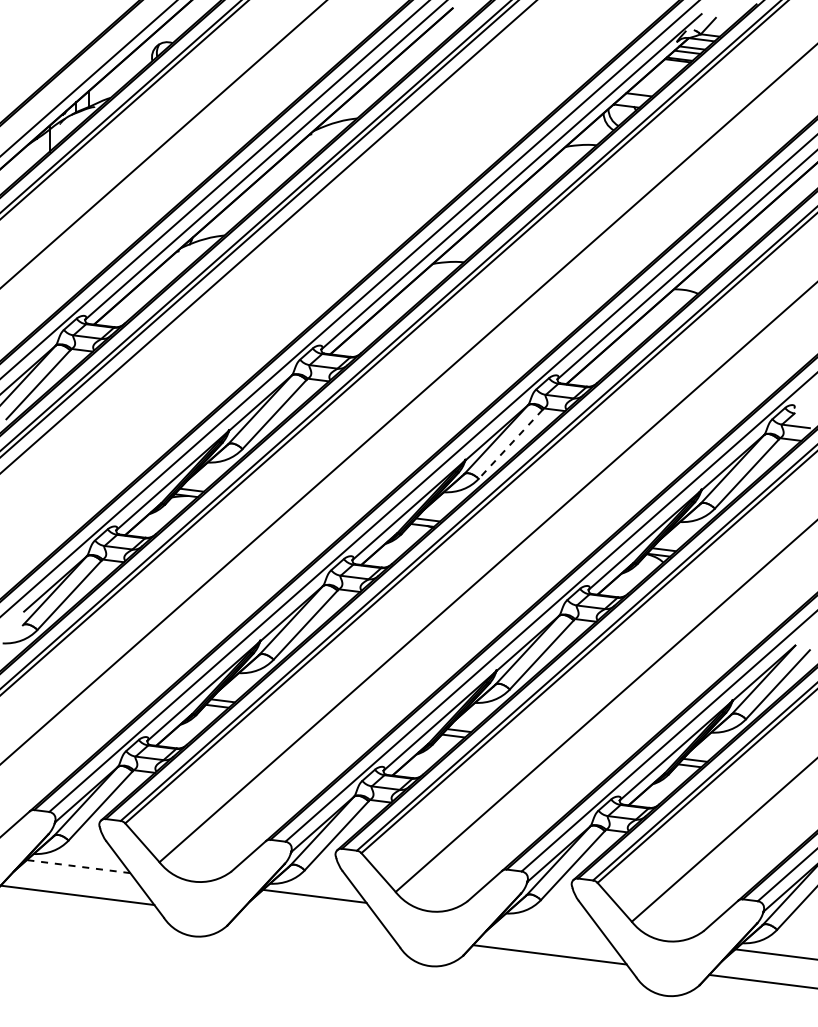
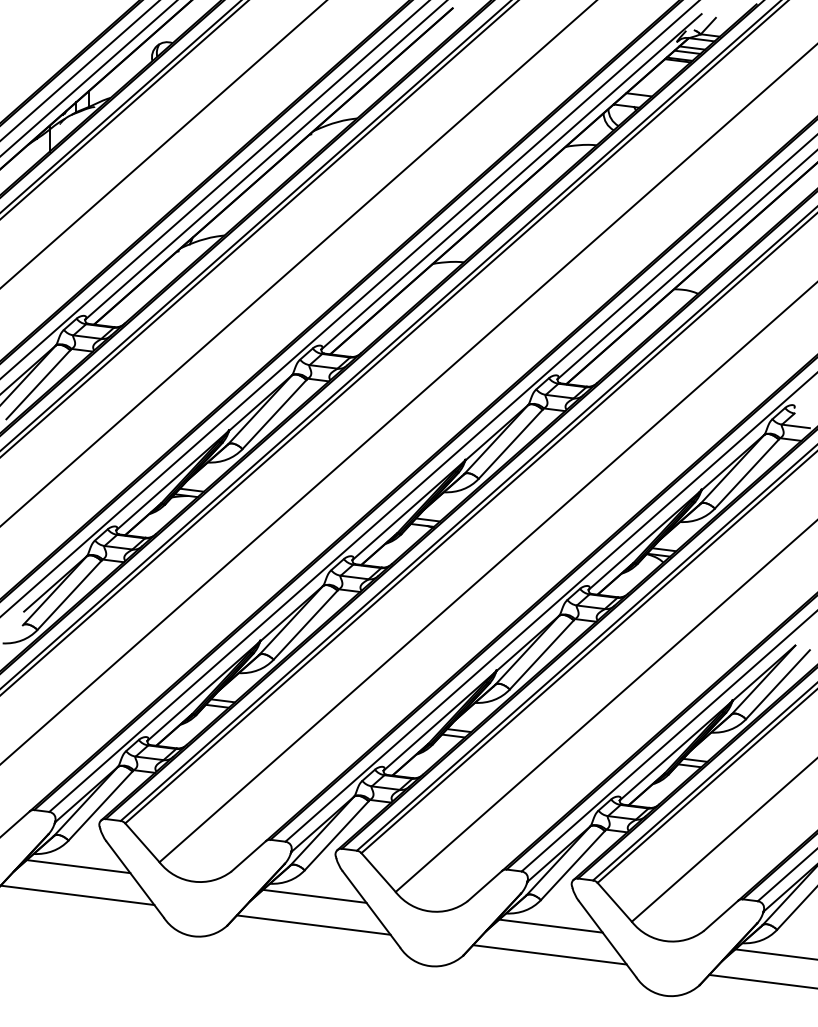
line: none -> present (79, 70)
line position: (268, 236) -> (298, 263) (298, 263)
line: dashed -> solid (510, 444)
line: dashed -> solid (78, 866)
line: none -> present (313, 924)
line: none -> present (550, 925)
